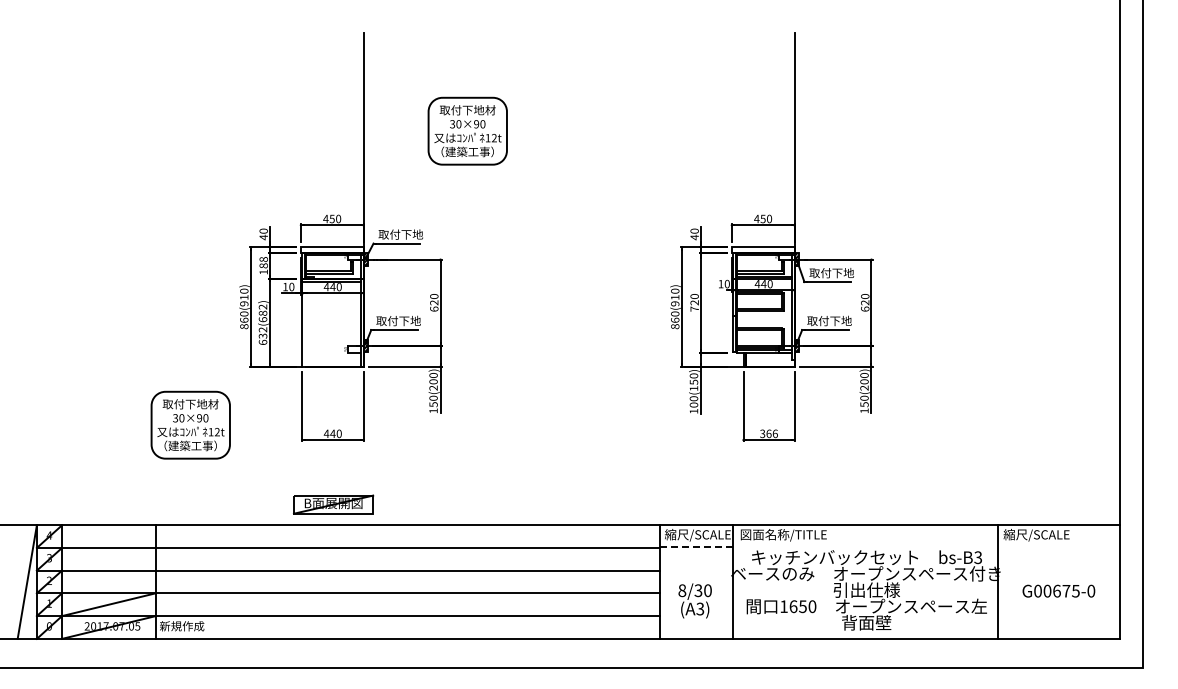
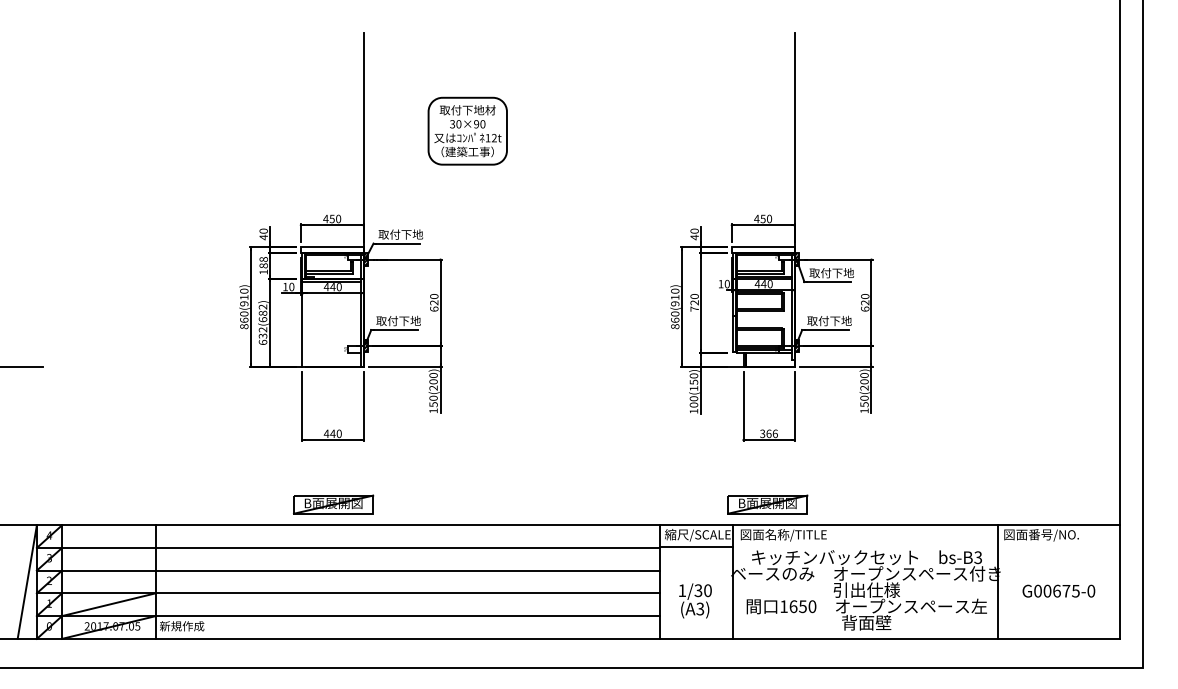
line: none -> present (22, 366)
part: present -> none (190, 424)
part: none -> present (767, 504)
text: 縮尺/SCALE -> 図面番号/NO. (1040, 535)
line: dashed -> solid (697, 546)
text: 8/30 -> 1/30 (682, 590)
